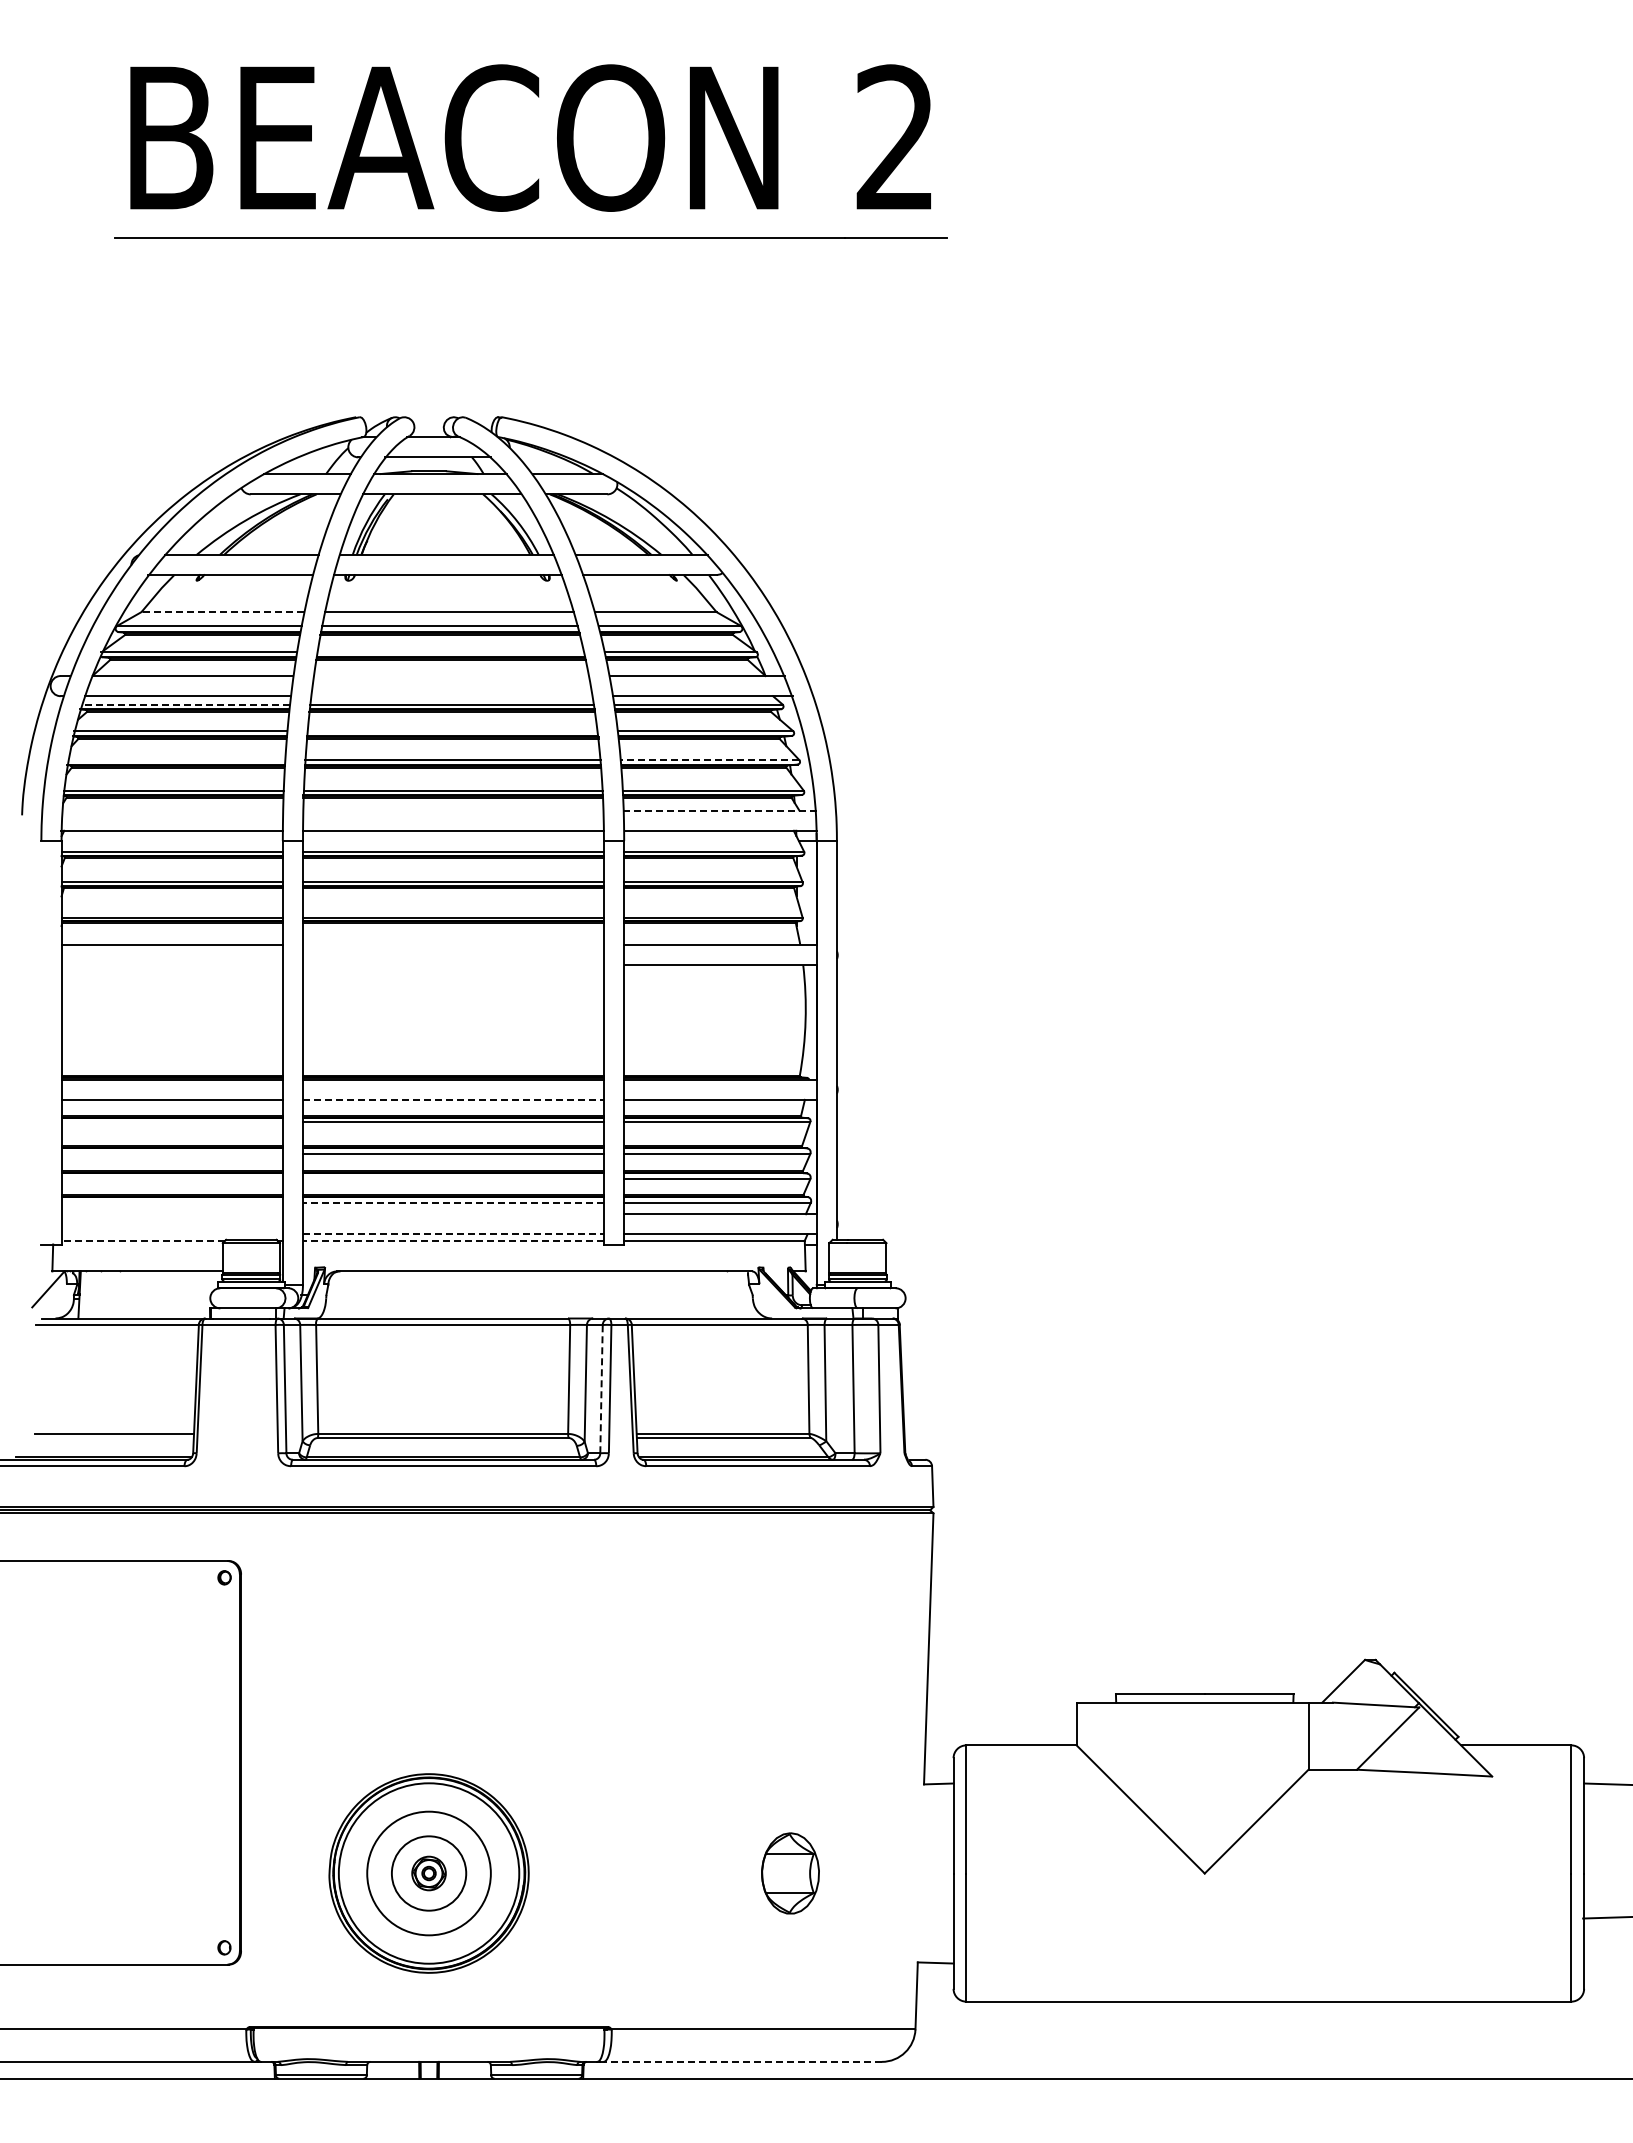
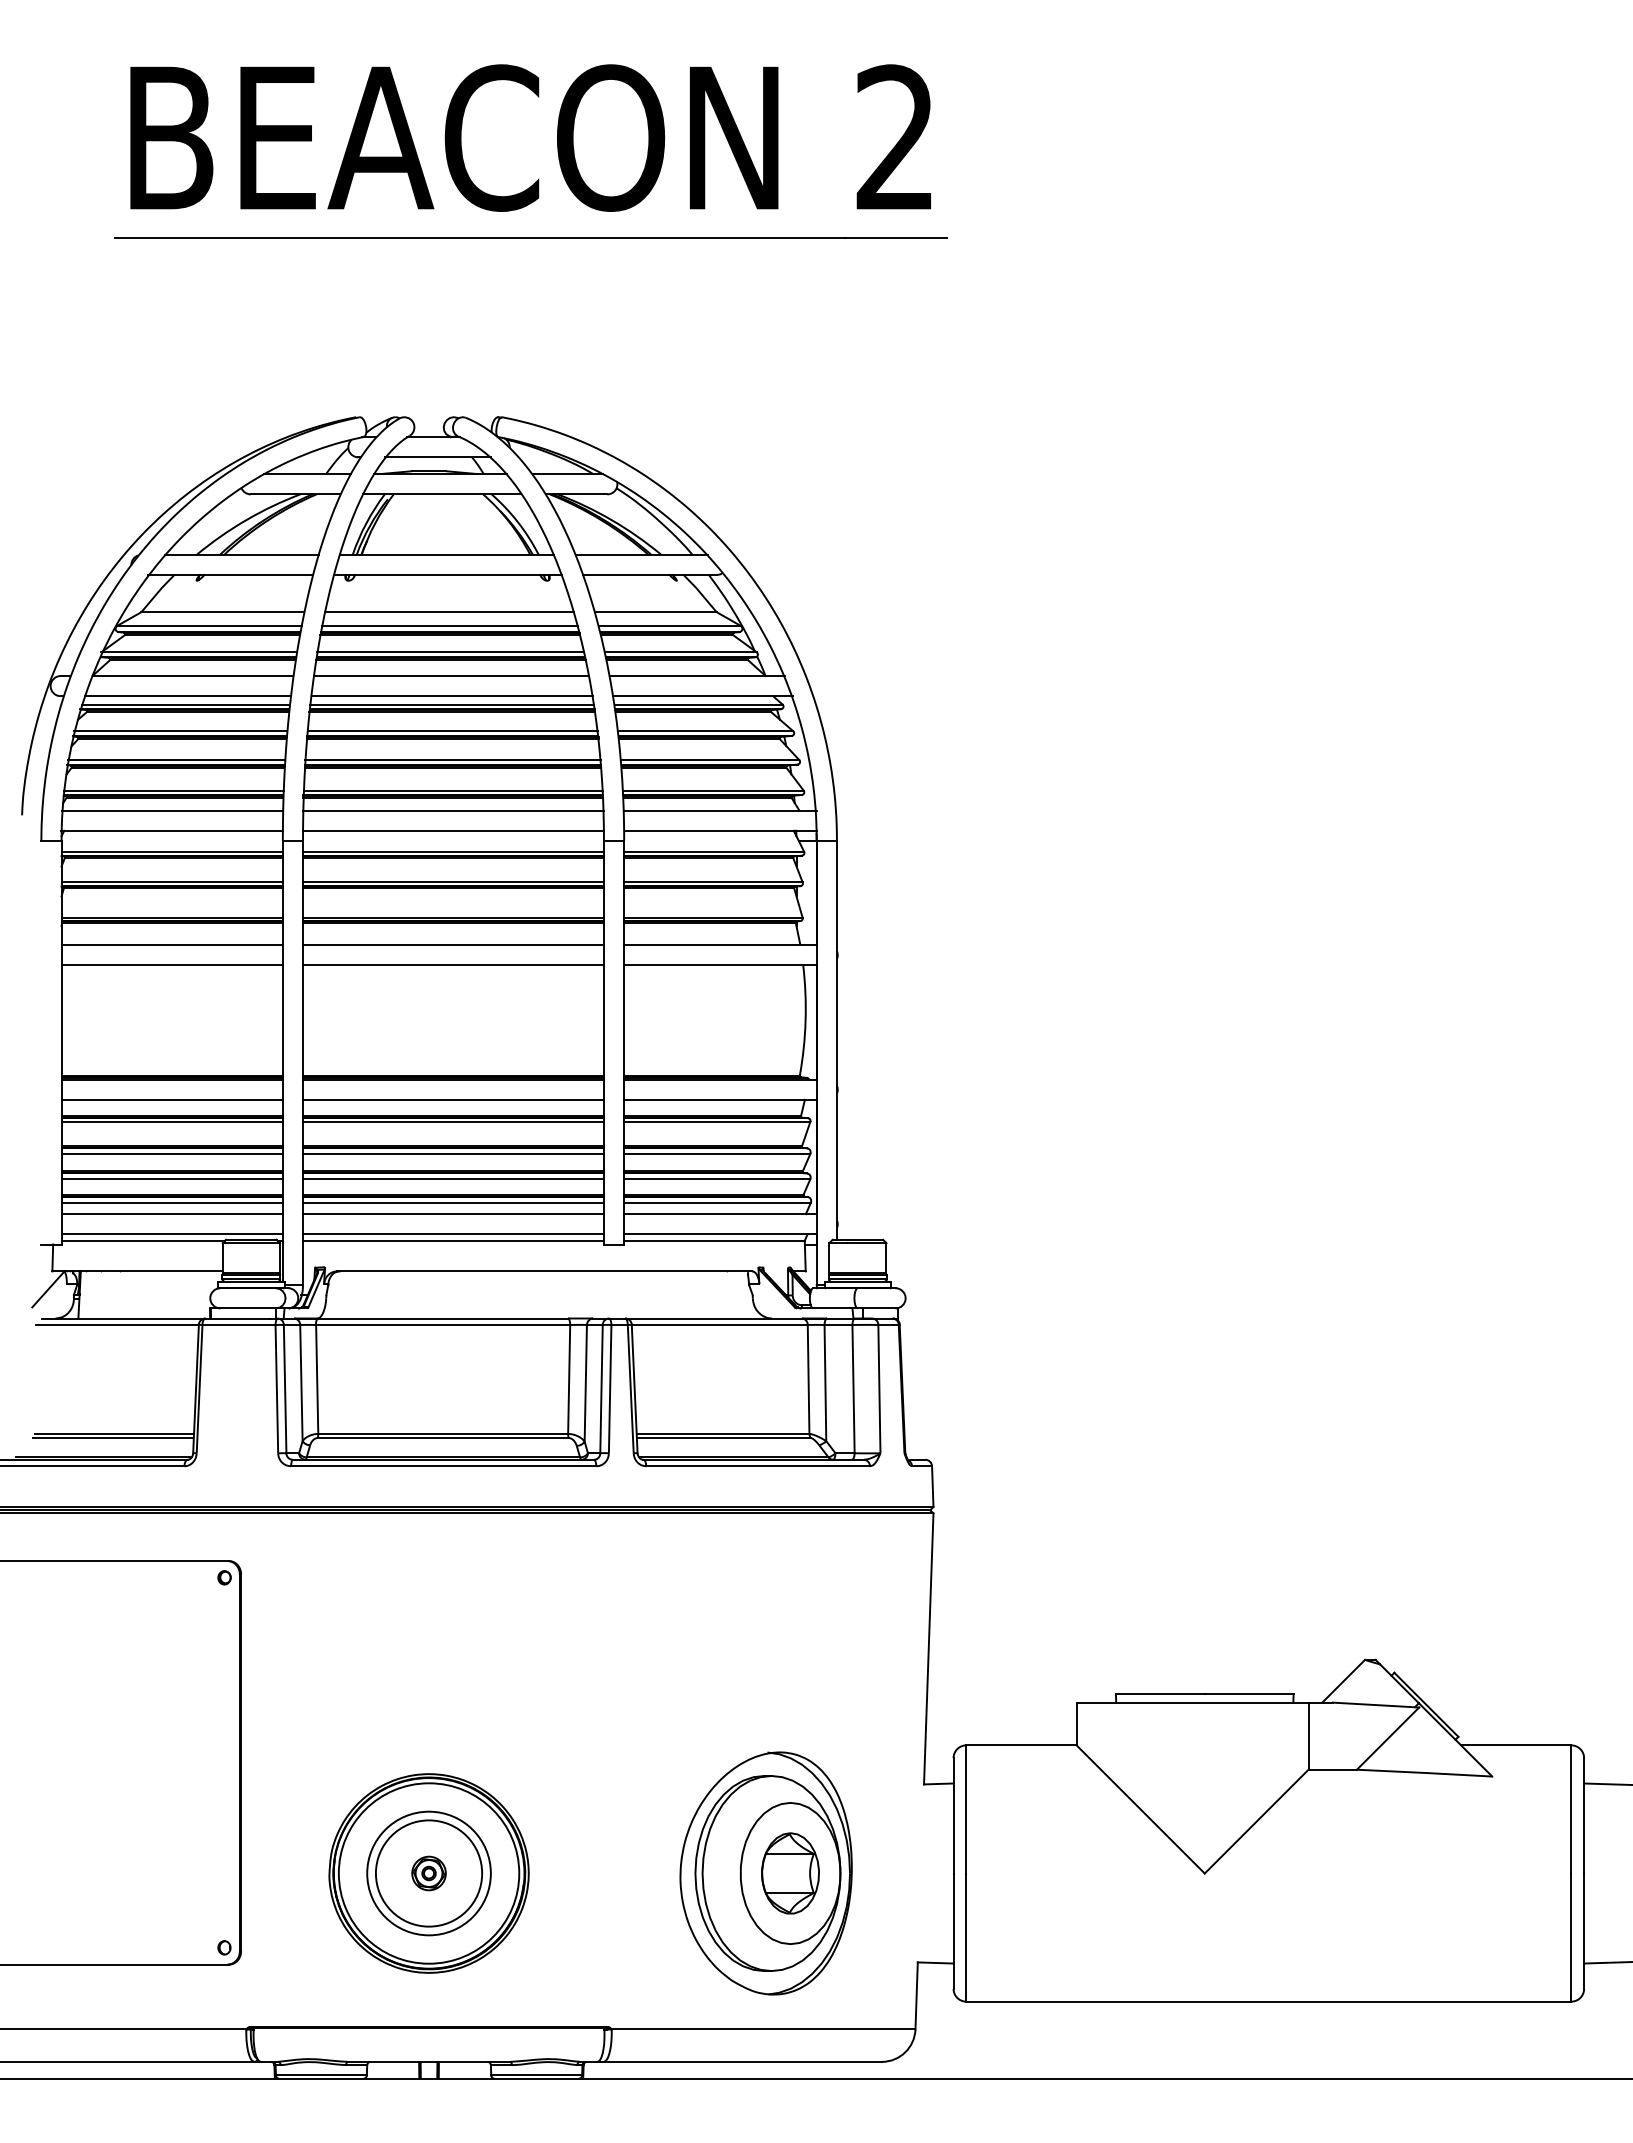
line: dashed -> solid (222, 612)
line: none -> present (450, 652)
line: none -> present (450, 676)
line: none -> present (451, 696)
line: dashed -> solid (185, 704)
line: none -> present (452, 731)
line: none -> present (176, 760)
line: dashed -> solid (709, 760)
line: none -> present (172, 810)
line: none -> present (453, 810)
line: dashed -> solid (719, 810)
line: none -> present (453, 945)
line: none -> present (172, 965)
line: none -> present (453, 965)
line: dashed -> solid (454, 1099)
line: none -> present (171, 1121)
line: none -> present (171, 1153)
line: none -> present (171, 1179)
line: none -> present (453, 1179)
line: none -> present (171, 1202)
line: dashed -> solid (453, 1202)
line: none -> present (171, 1214)
line: none -> present (453, 1214)
line: none -> present (171, 1234)
line: dashed -> solid (454, 1234)
line: dashed -> solid (143, 1240)
line: dashed -> solid (453, 1240)
line: dashed -> solid (601, 1389)
line: none -> present (113, 1438)
circle diameter: 74 px -> 106 px (428, 1873)
part: none -> present (765, 1873)
line position: (1606, 1917) -> (1606, 1962) (1606, 1962)
line: dashed -> solid (742, 2061)
